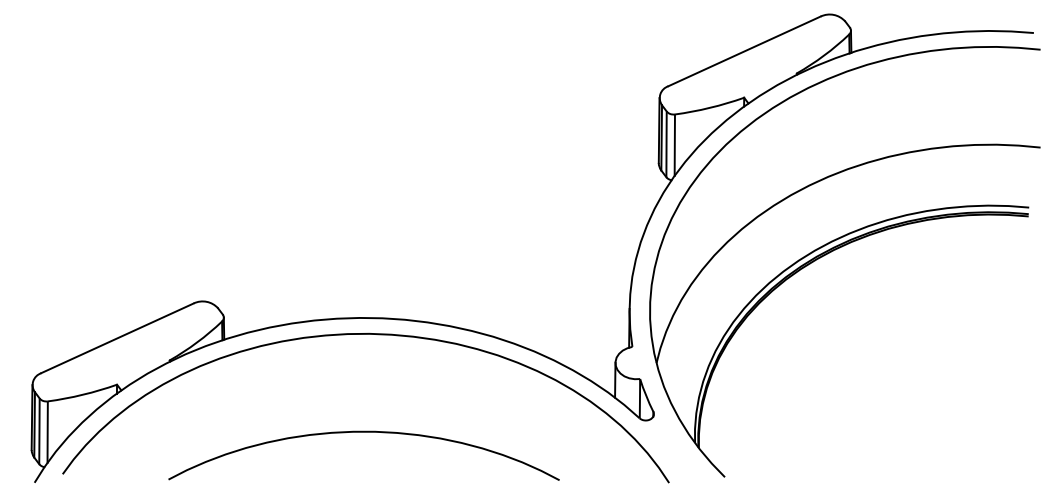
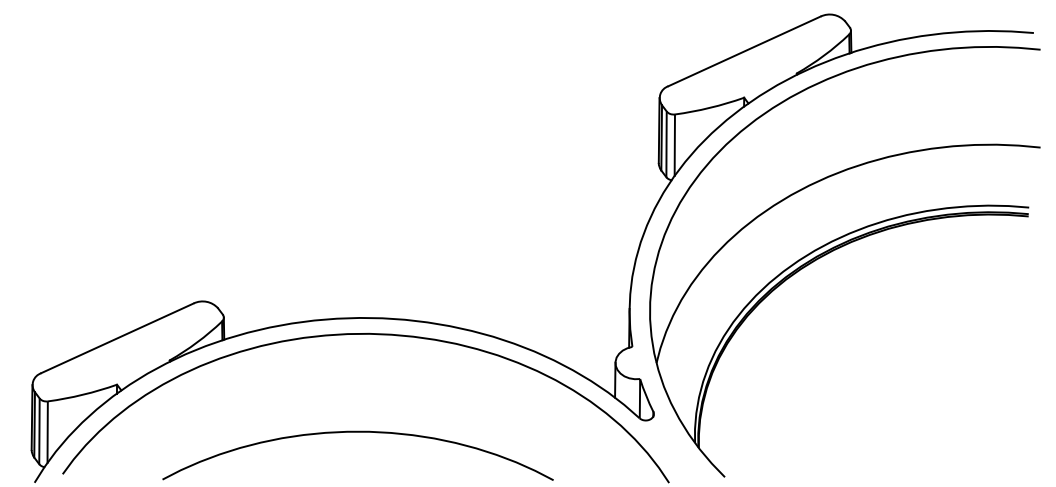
curve position: (363, 432) -> (357, 432) (357, 432)
